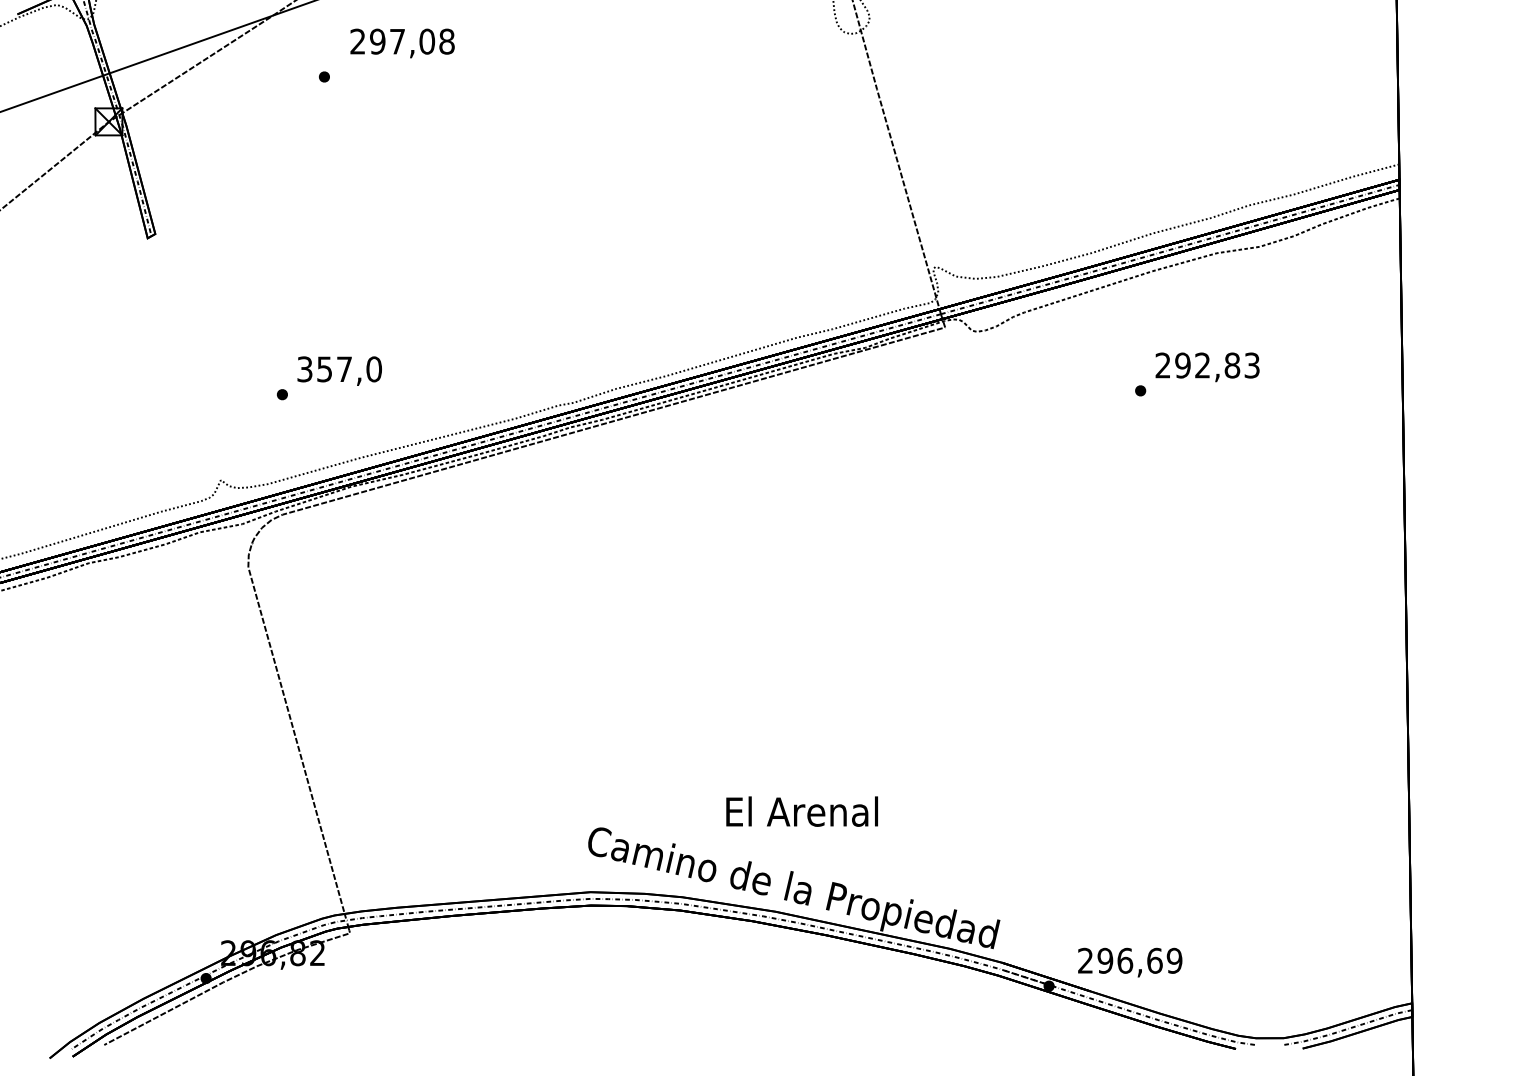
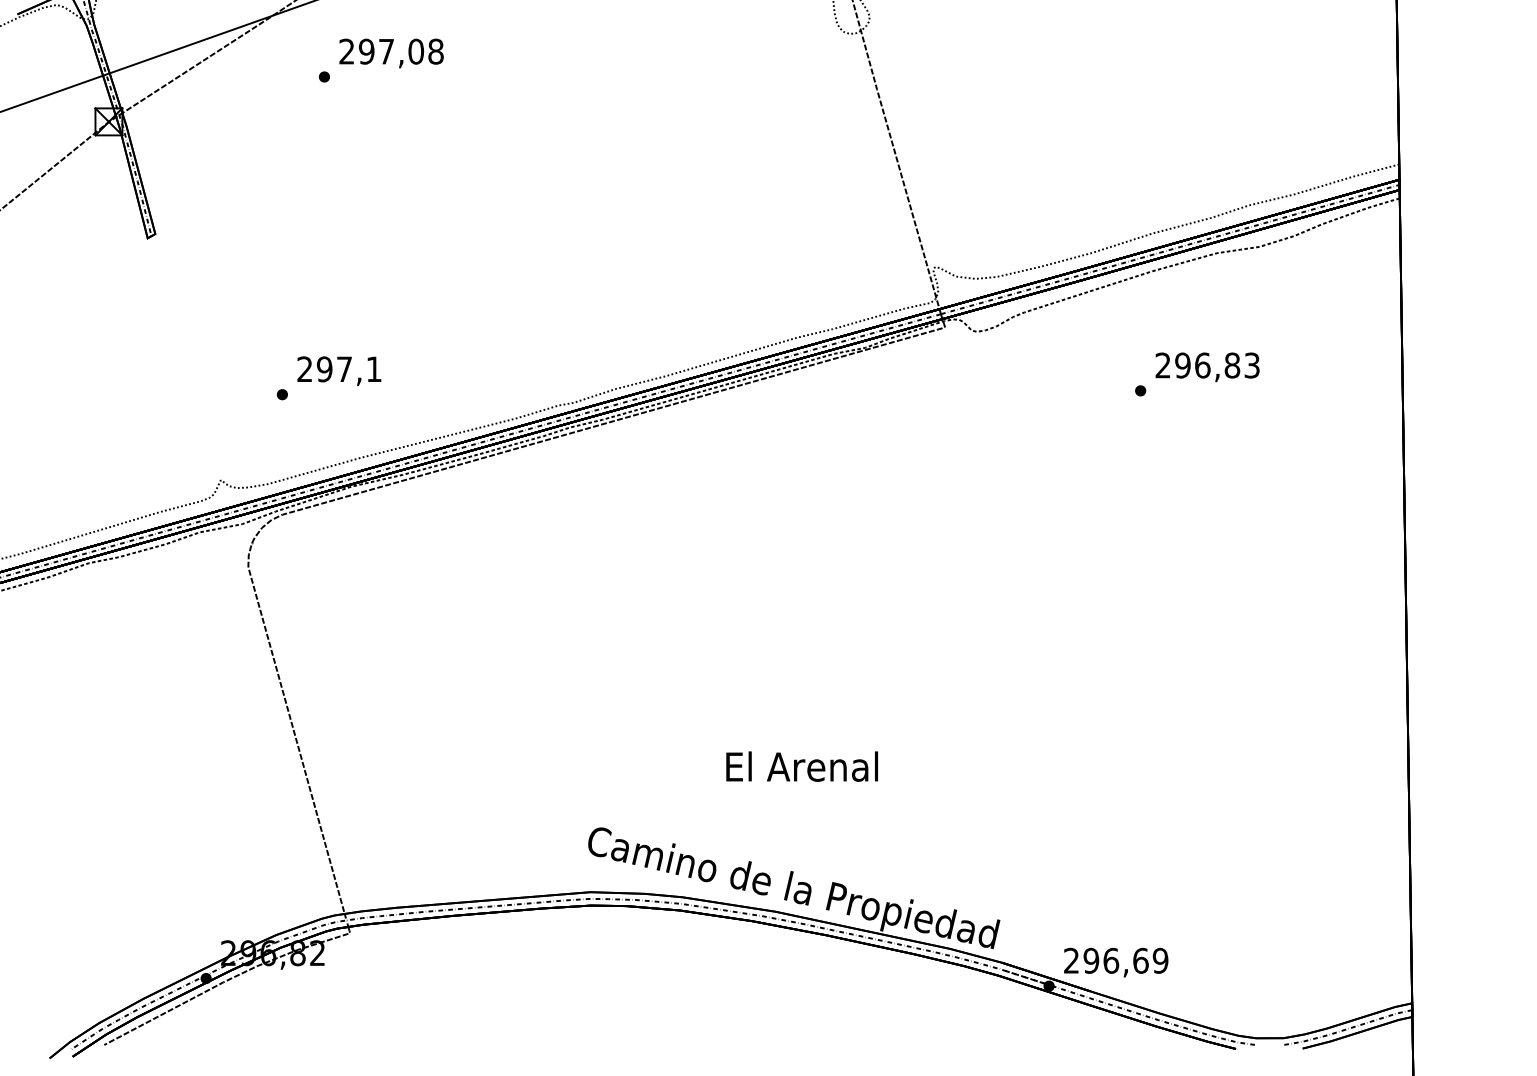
text position: (402, 43) -> (391, 53) (391, 53)
text: 292,83 -> 296,83 (1202, 365)
text: 357,0 -> 297,1 (339, 369)
text position: (801, 811) -> (801, 766) (801, 766)
text position: (1130, 962) -> (1116, 962) (1116, 962)
